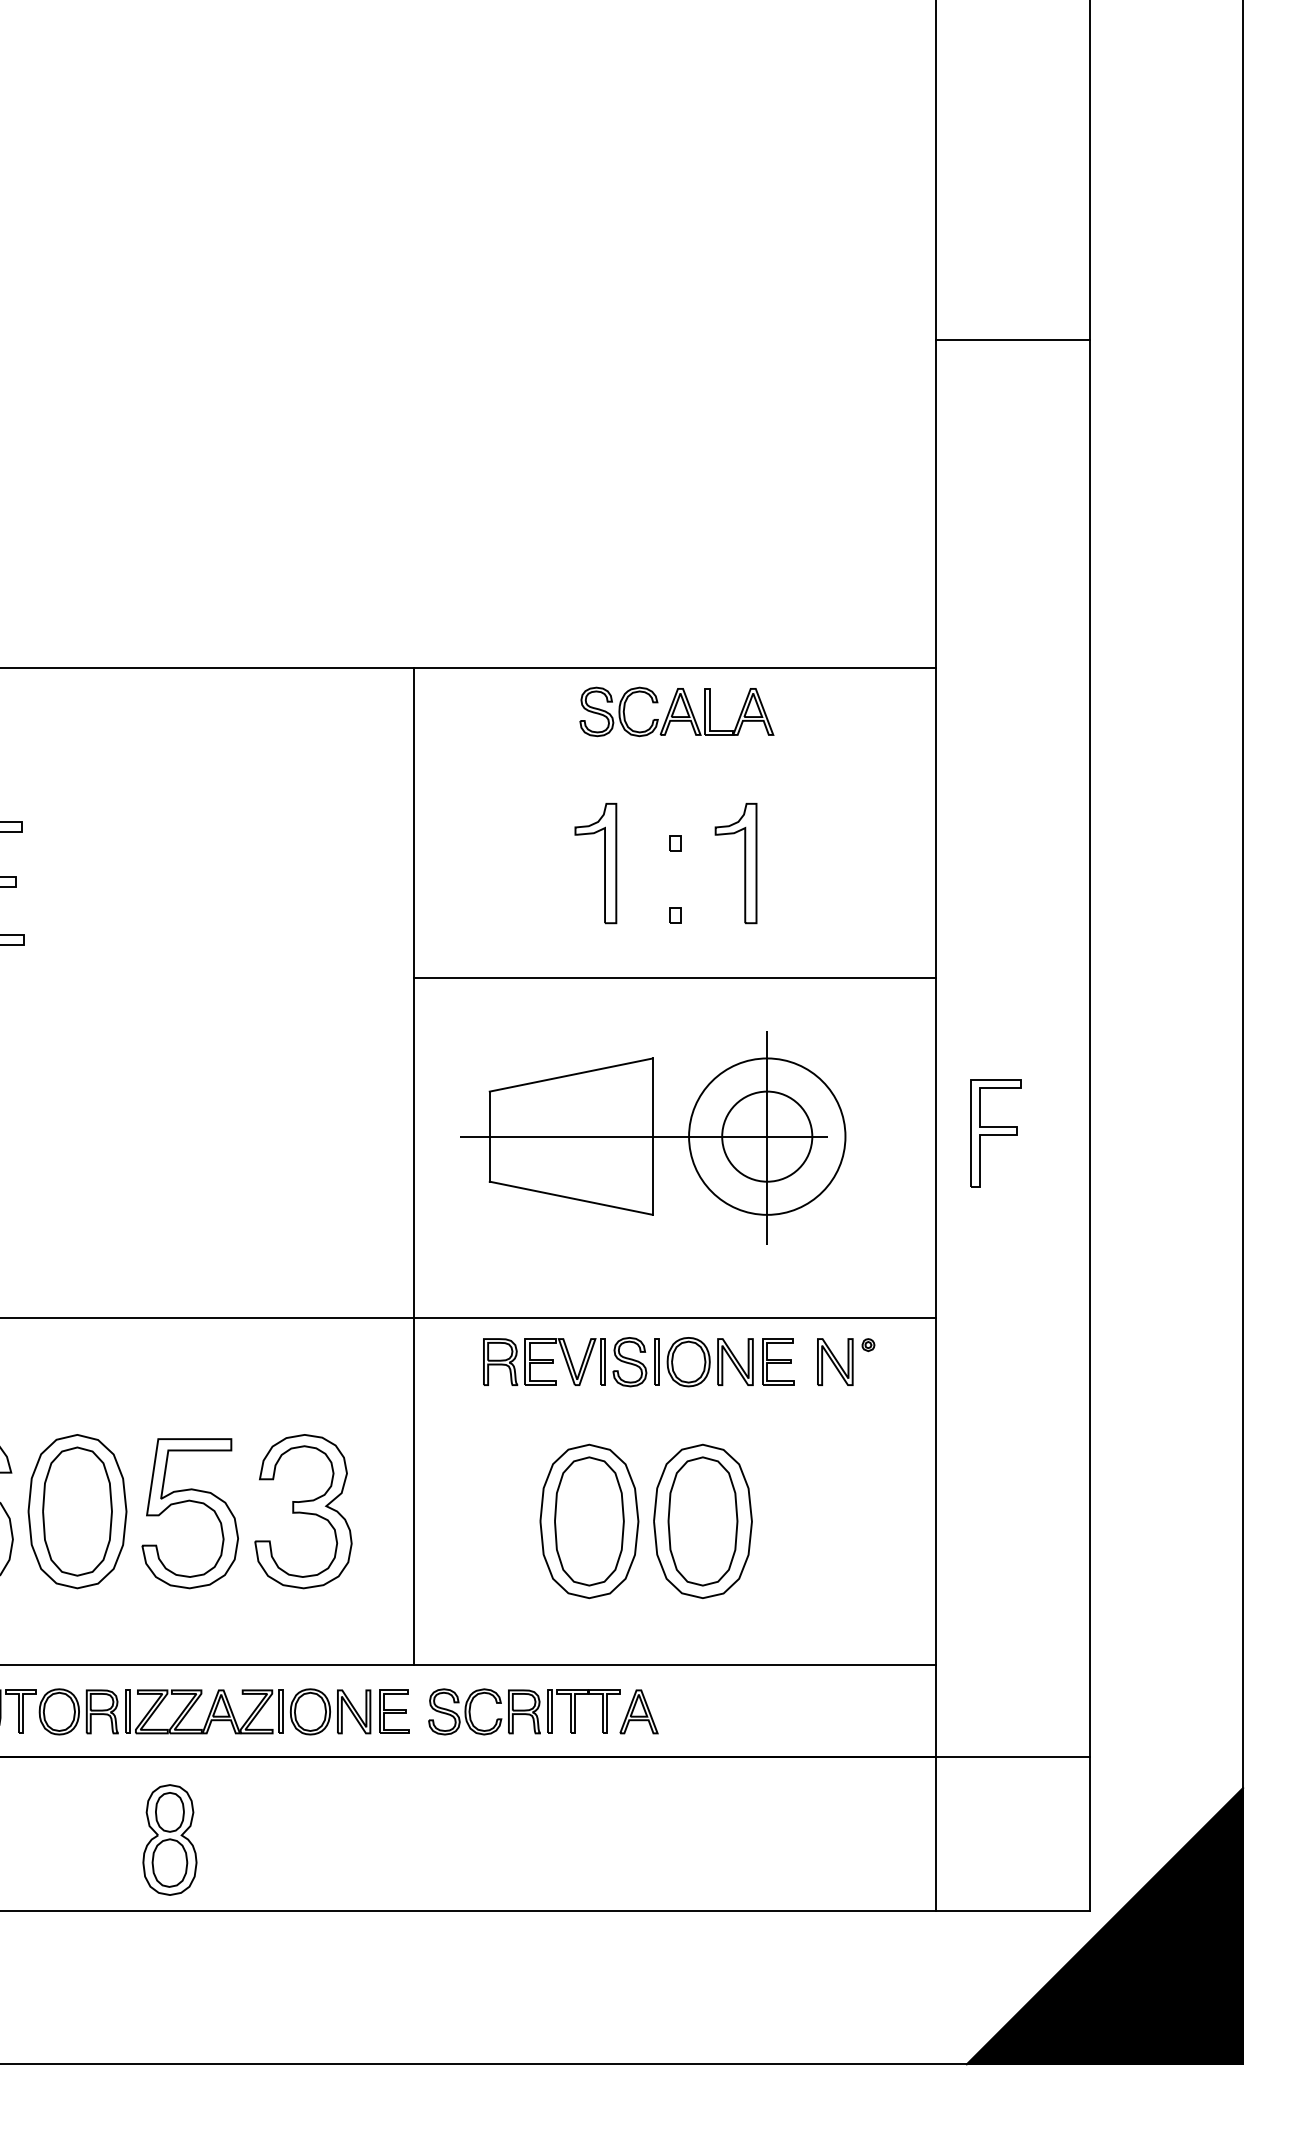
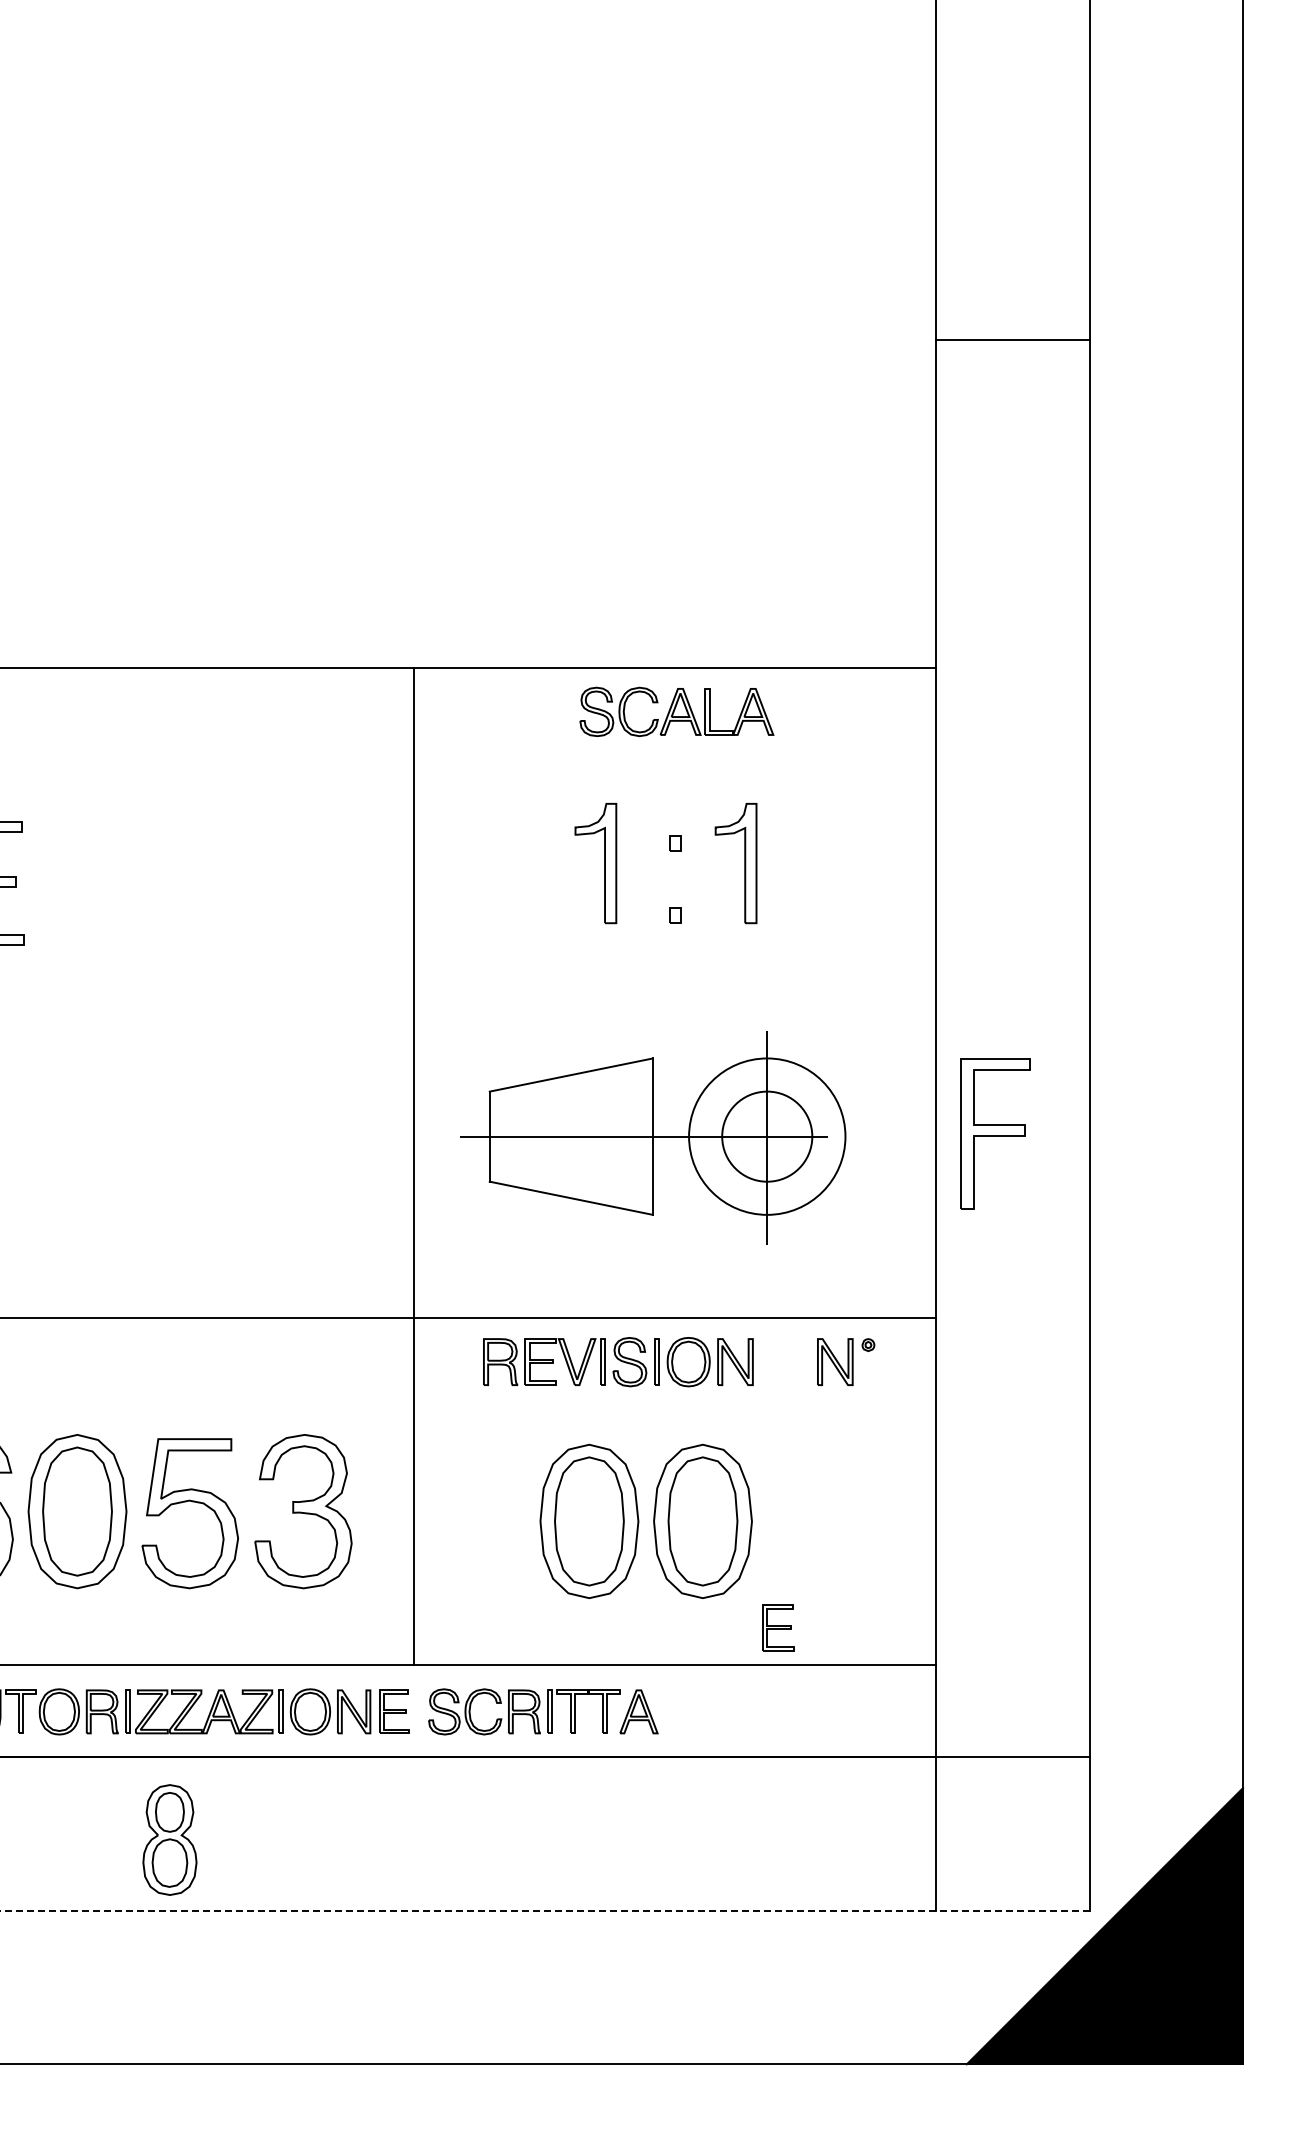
line: present -> none (675, 978)
part size: 52x109 px -> 71x152 px (995, 1133)
part position: (778, 1361) -> (778, 1627) (778, 1627)
line: solid -> dashed (545, 1910)
